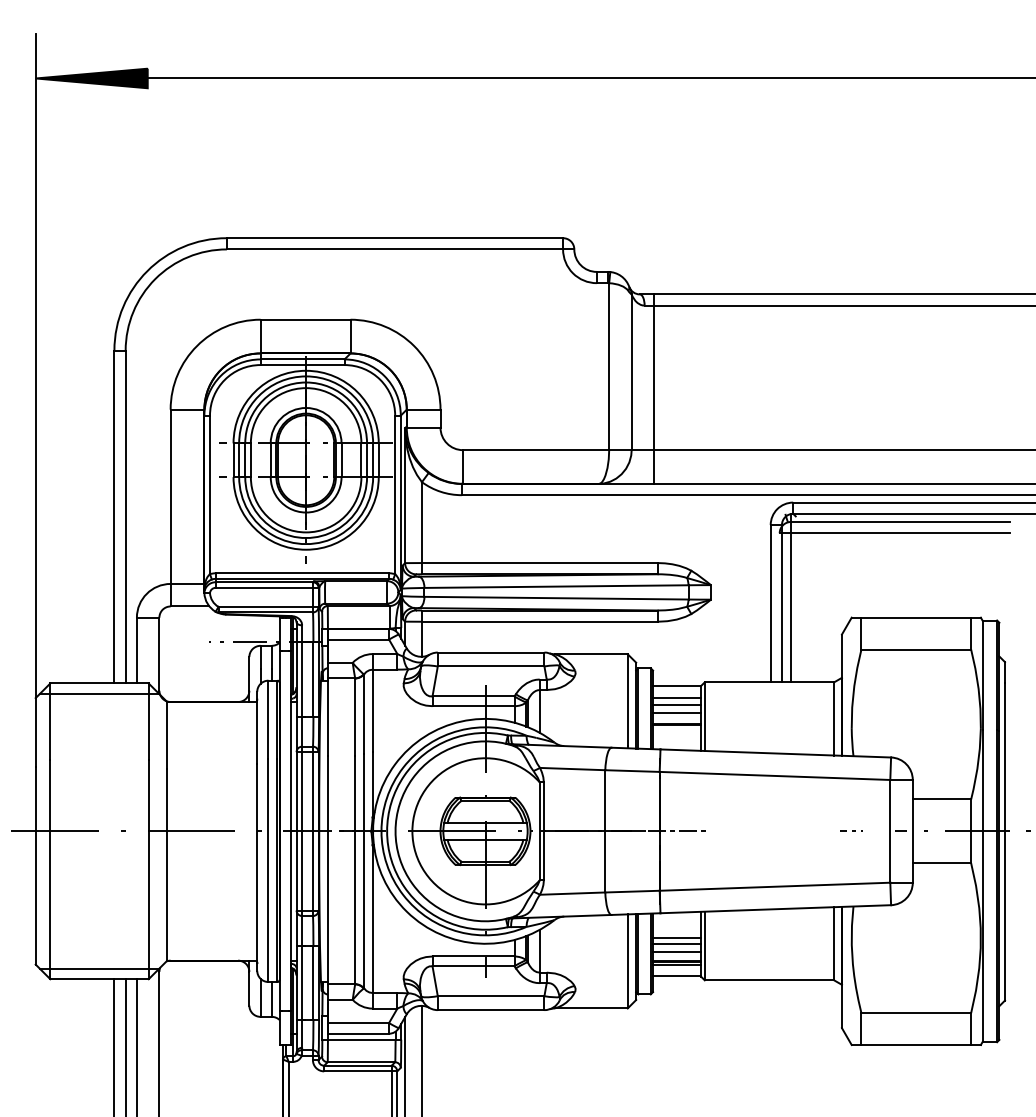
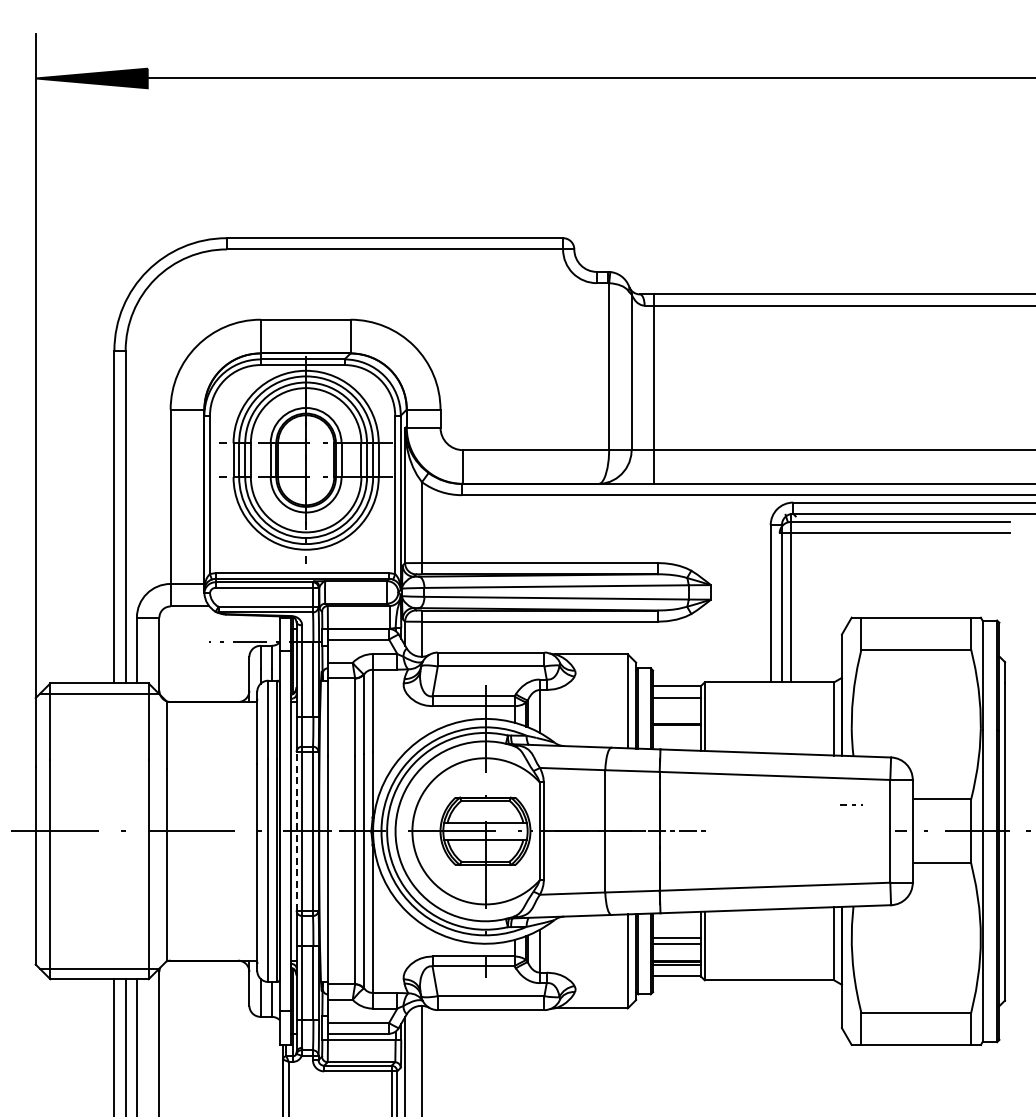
line: present -> none (677, 704)
line: present -> none (677, 713)
line: solid -> dashed (296, 830)
line position: (852, 830) -> (852, 804) (852, 804)
line: present -> none (677, 952)
